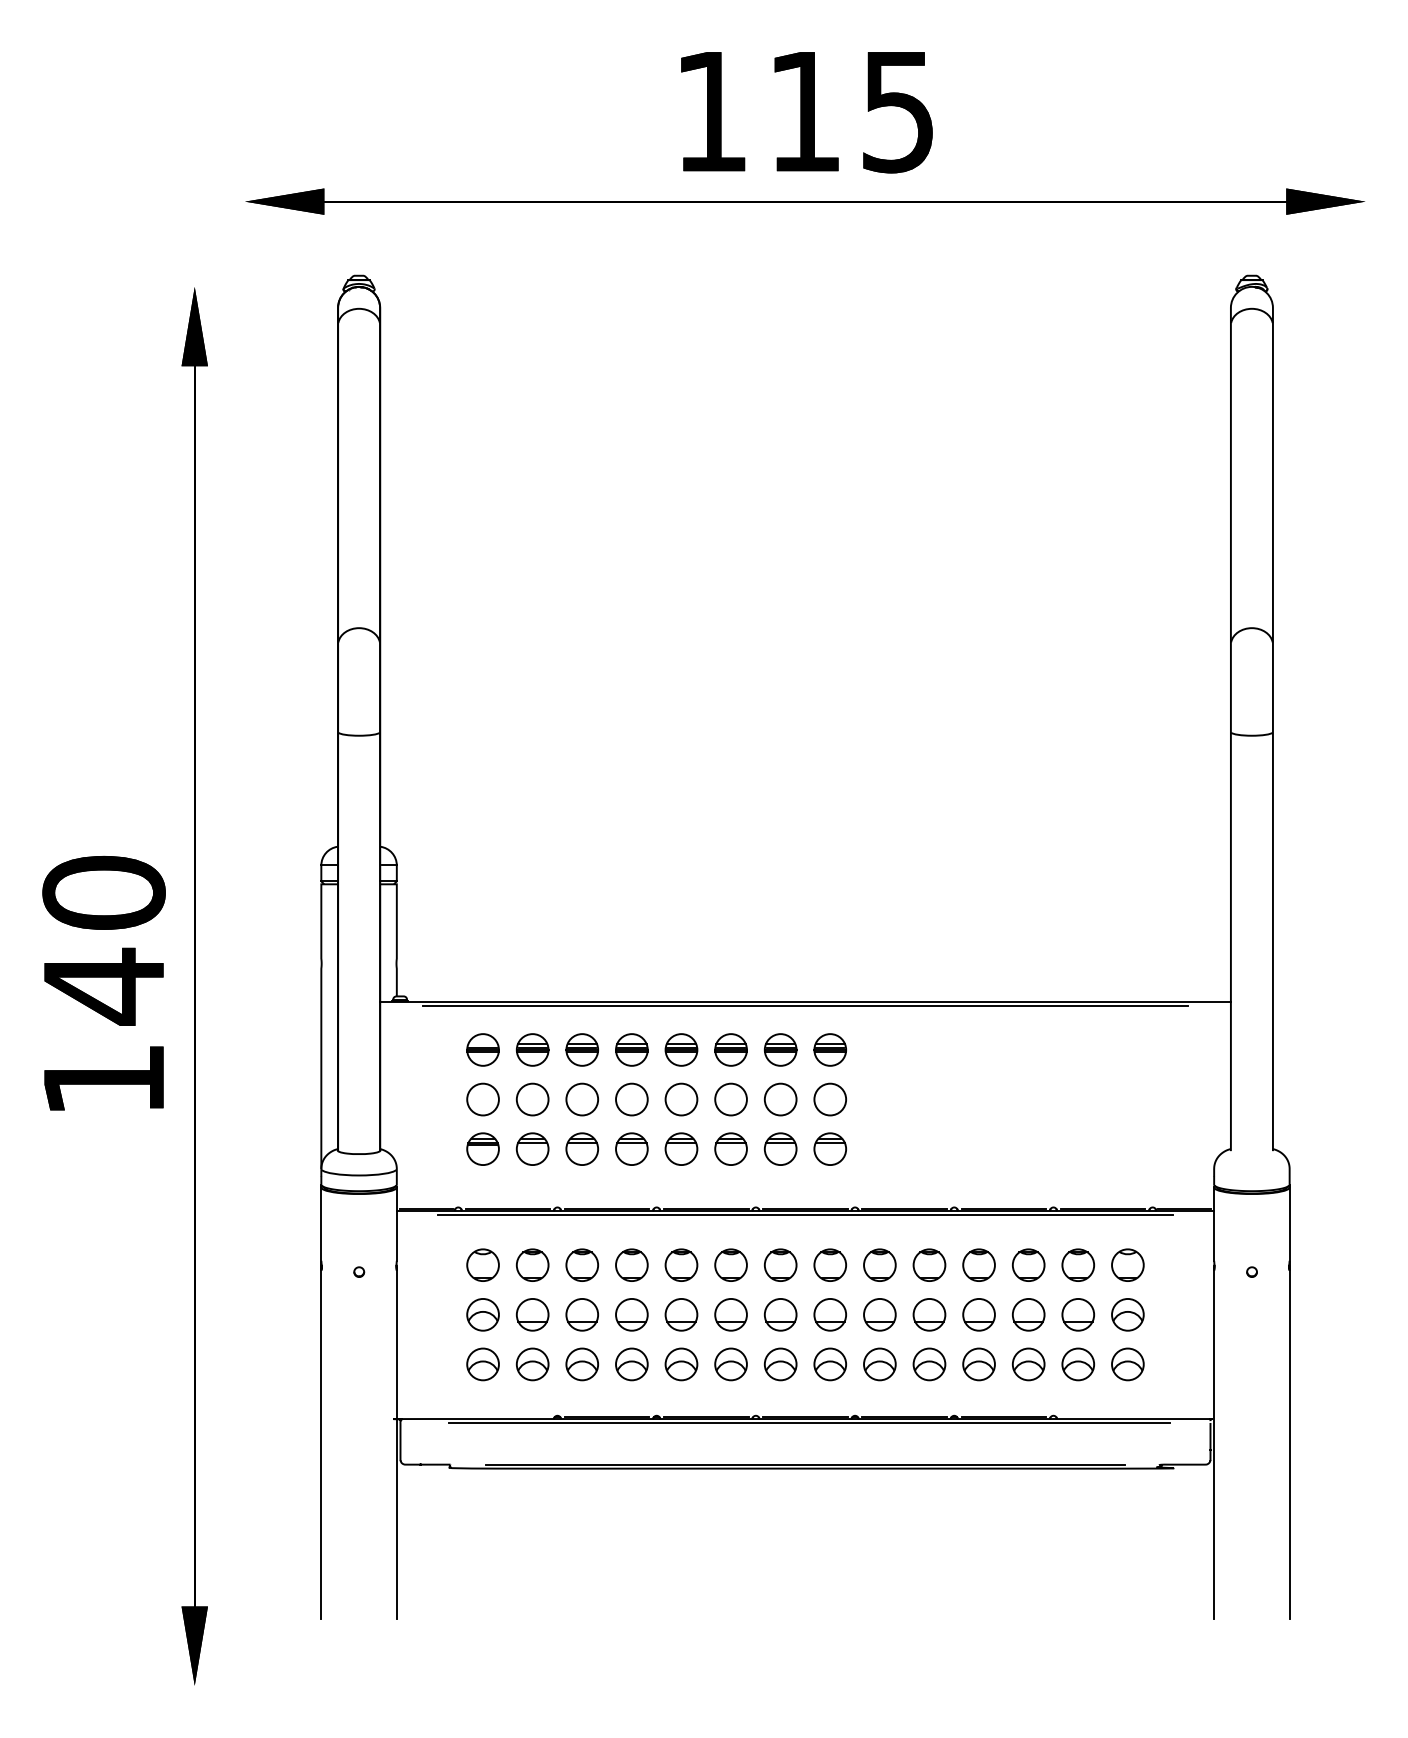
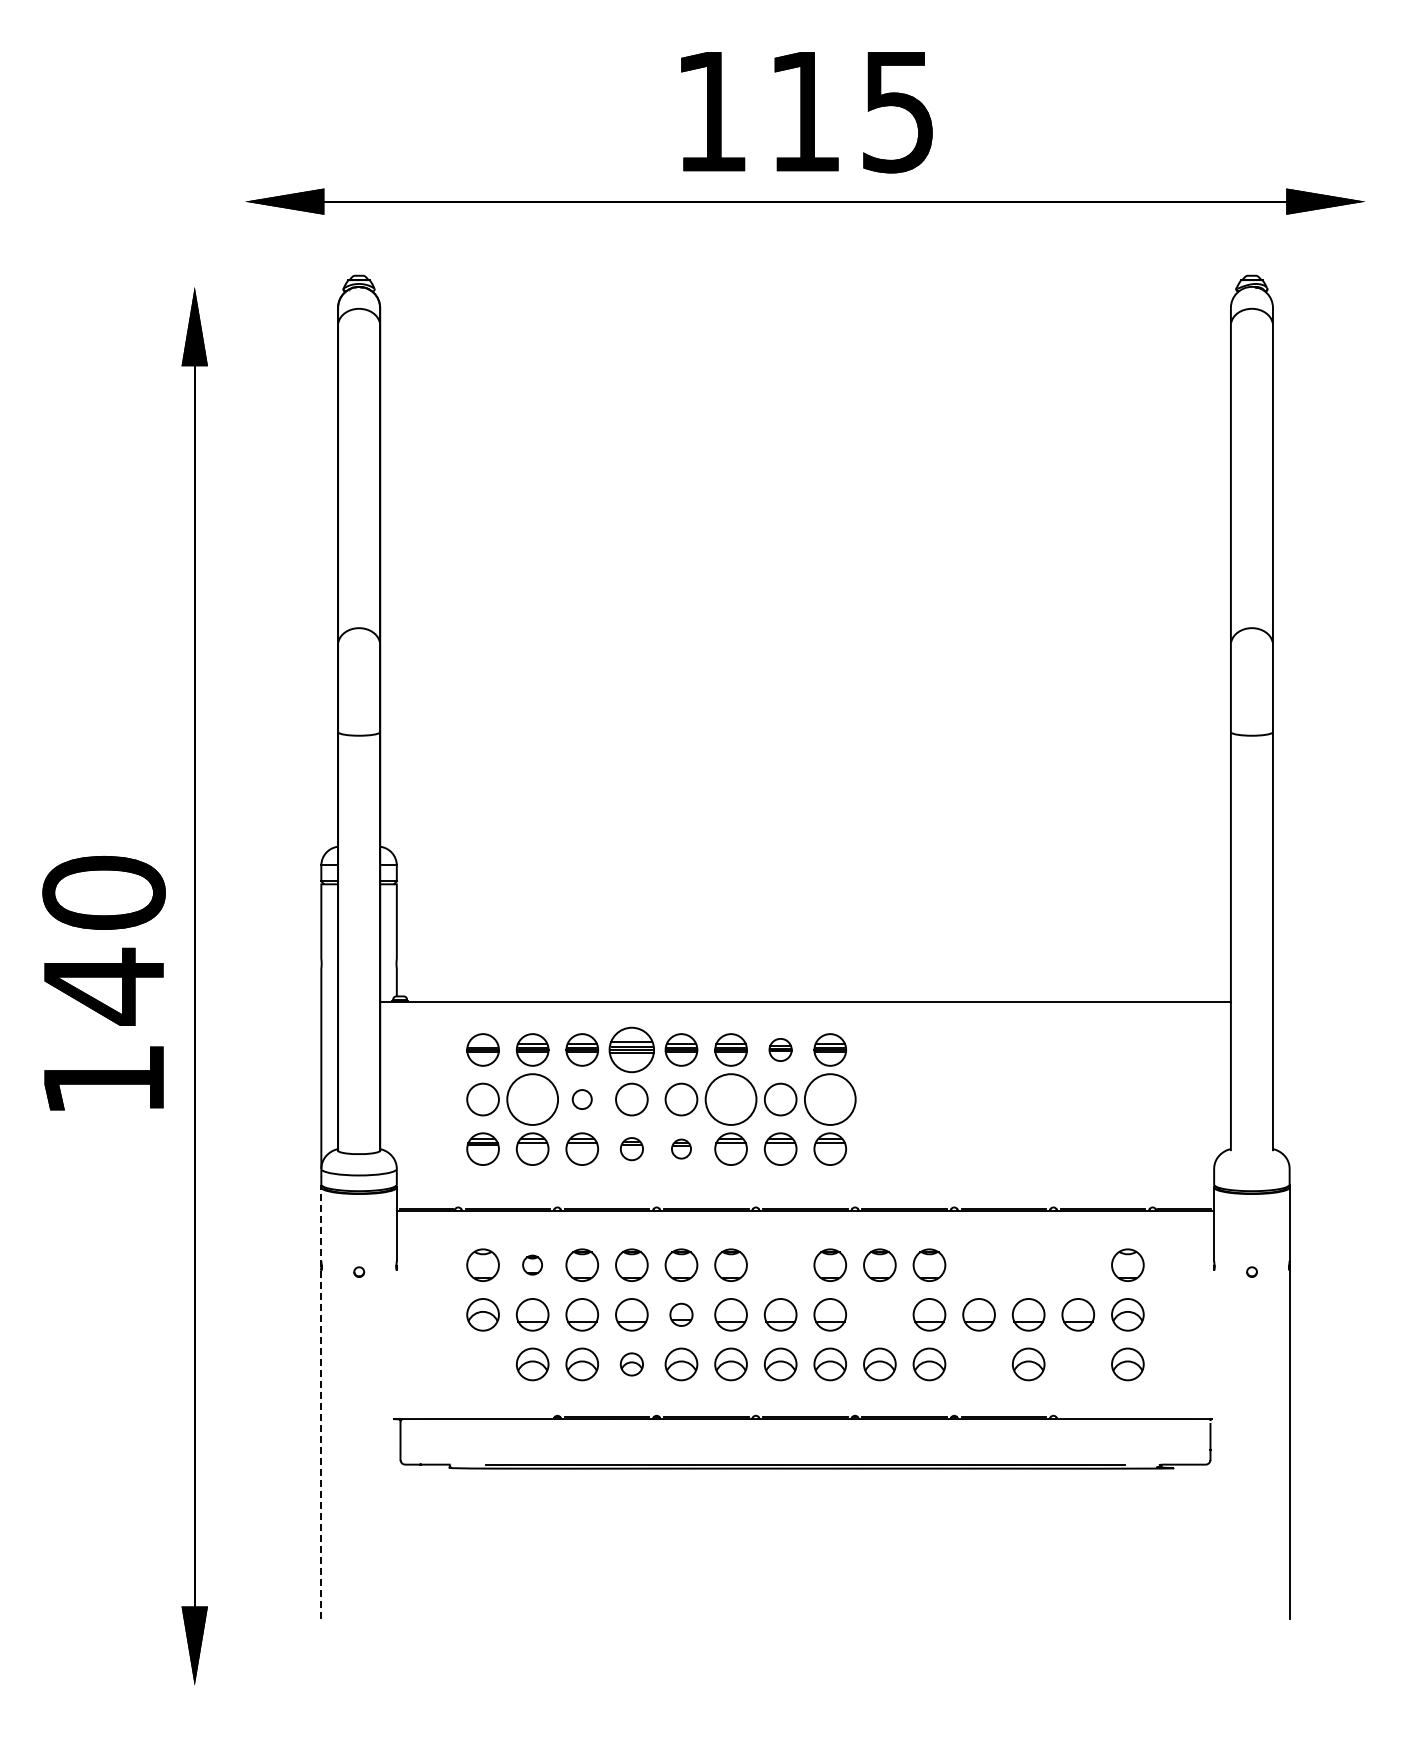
line: present -> none (805, 1006)
part size: 34x34 px -> 47x48 px (631, 1049)
part size: 35x34 px -> 25x24 px (780, 1049)
circle diameter: 32 px -> 51 px (532, 1099)
circle diameter: 32 px -> 19 px (581, 1099)
circle diameter: 32 px -> 51 px (730, 1099)
circle diameter: 32 px -> 51 px (829, 1099)
part size: 34x34 px -> 25x25 px (631, 1149)
part size: 35x34 px -> 21x22 px (681, 1148)
line: present -> none (805, 1214)
part size: 35x34 px -> 21x22 px (532, 1264)
part: present -> none (780, 1264)
part: present -> none (978, 1264)
part: present -> none (1028, 1264)
part: present -> none (1077, 1264)
part size: 35x34 px -> 25x25 px (681, 1314)
part: present -> none (879, 1314)
part: present -> none (482, 1364)
part size: 34x35 px -> 25x25 px (631, 1364)
part: present -> none (978, 1364)
part: present -> none (1077, 1364)
line: solid -> dashed (321, 1401)
line: present -> none (809, 1422)
line: present -> none (396, 1444)
line: present -> none (1214, 1444)
